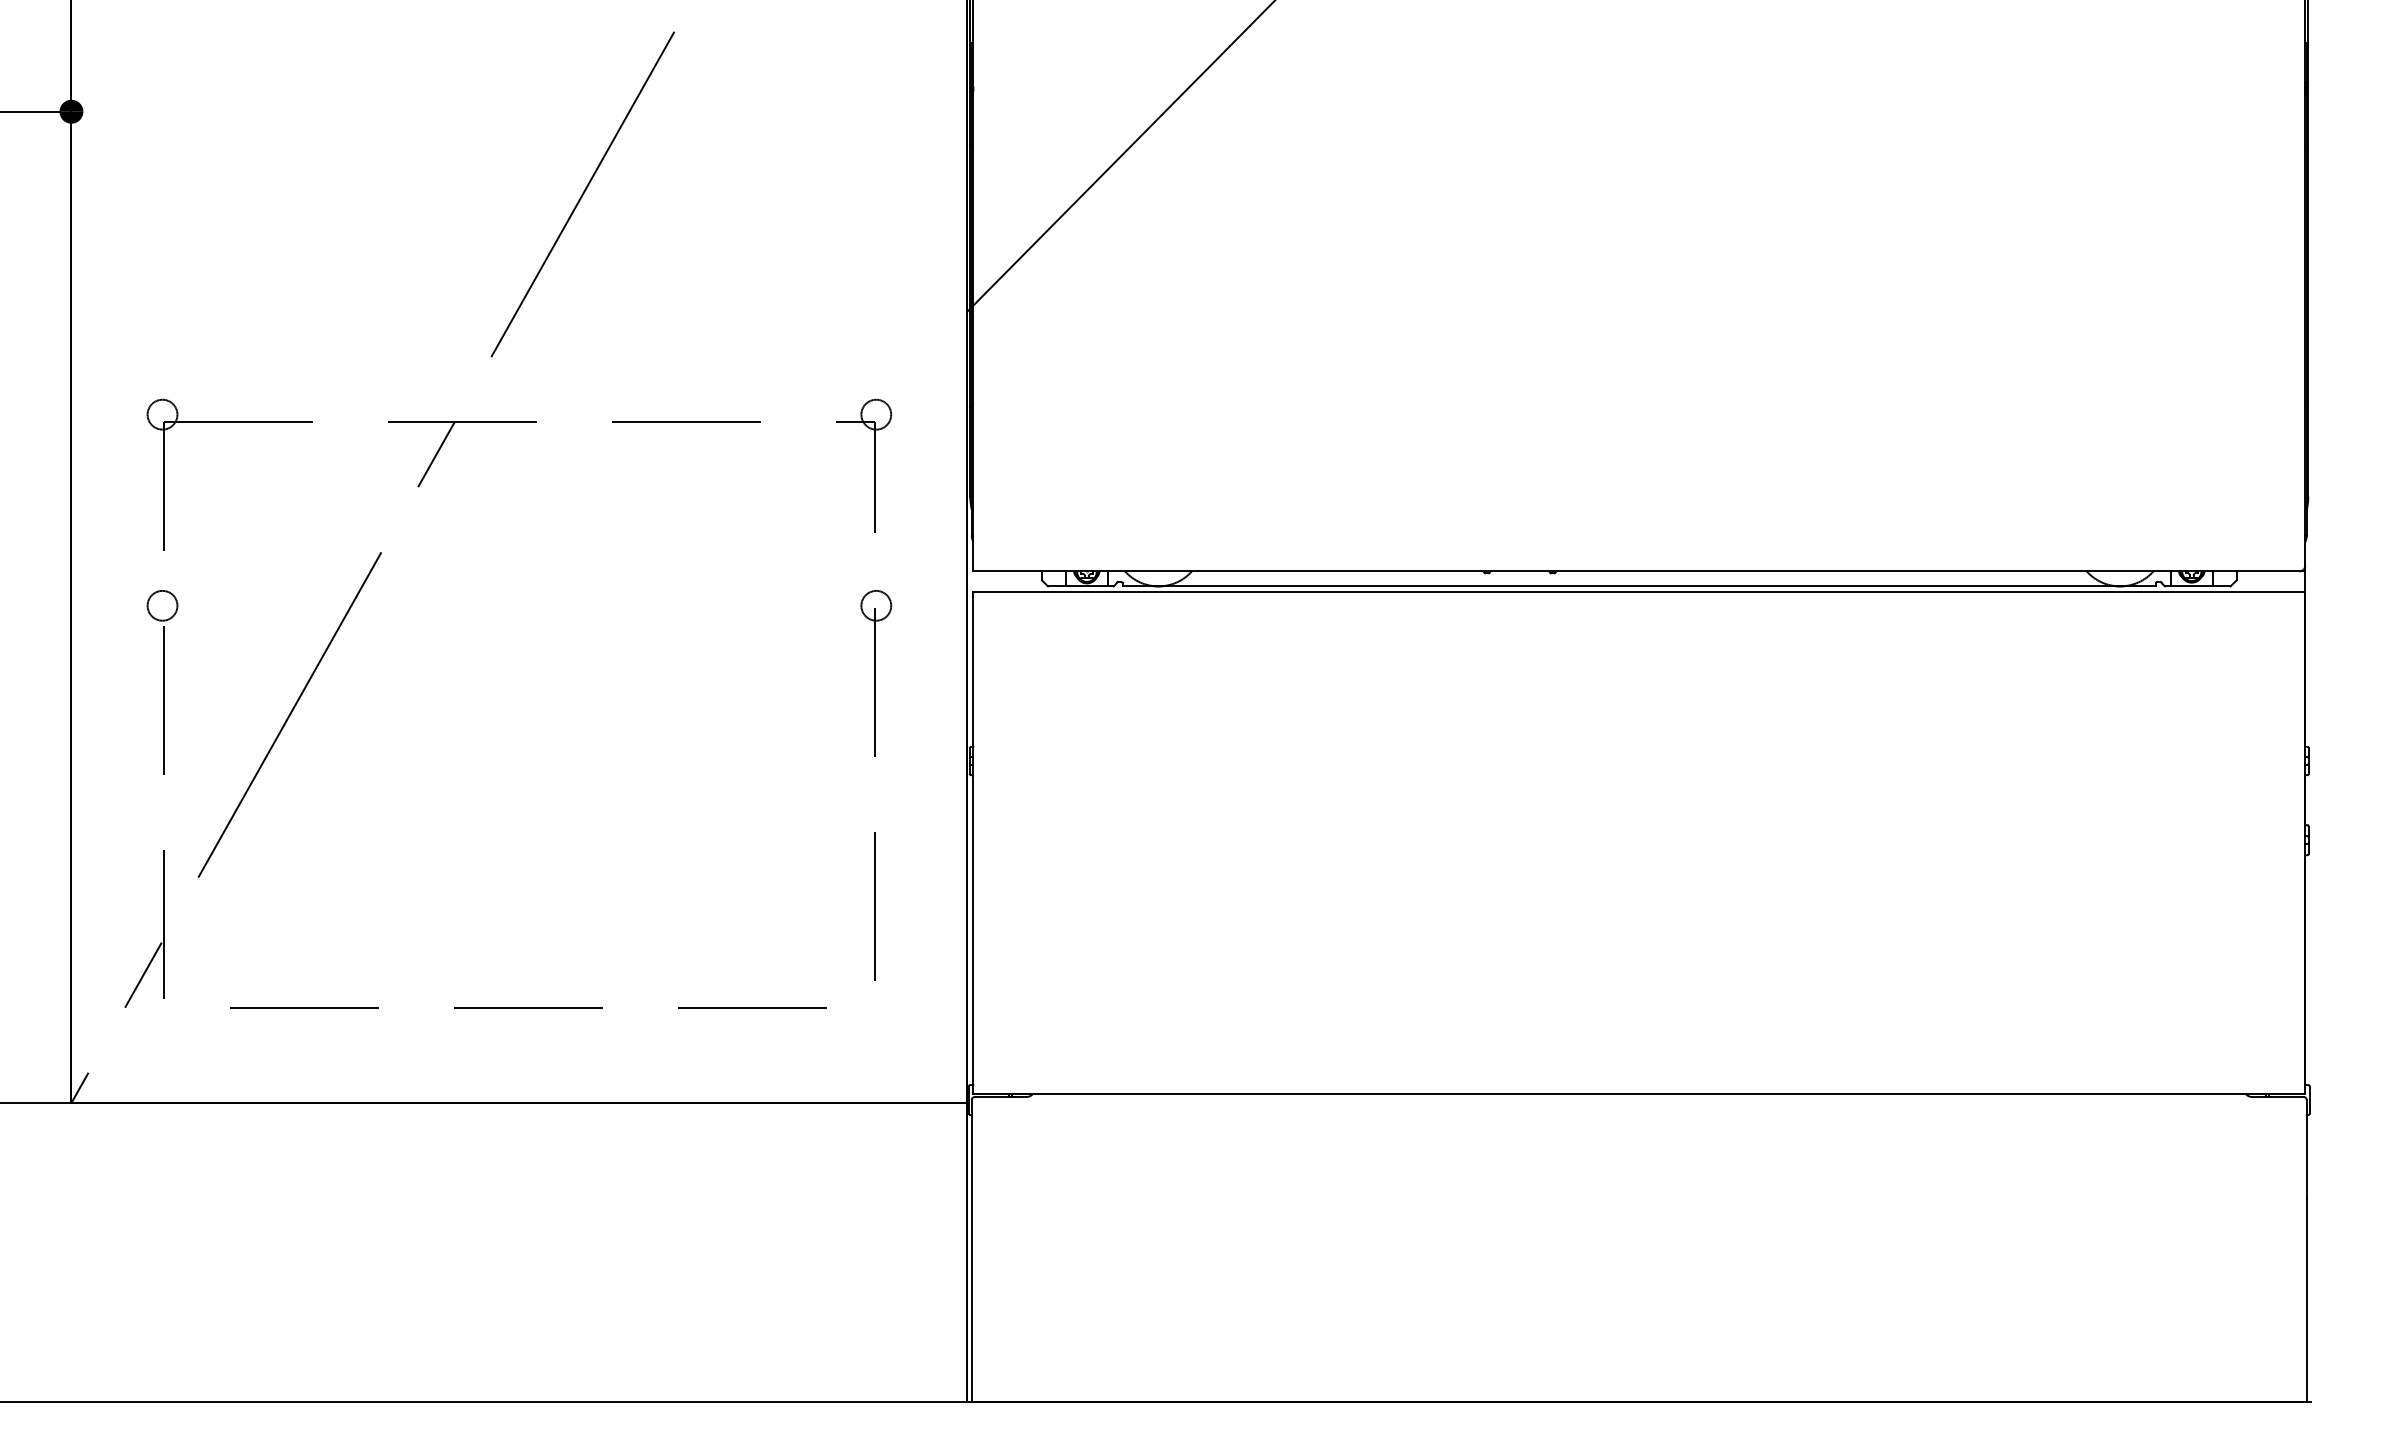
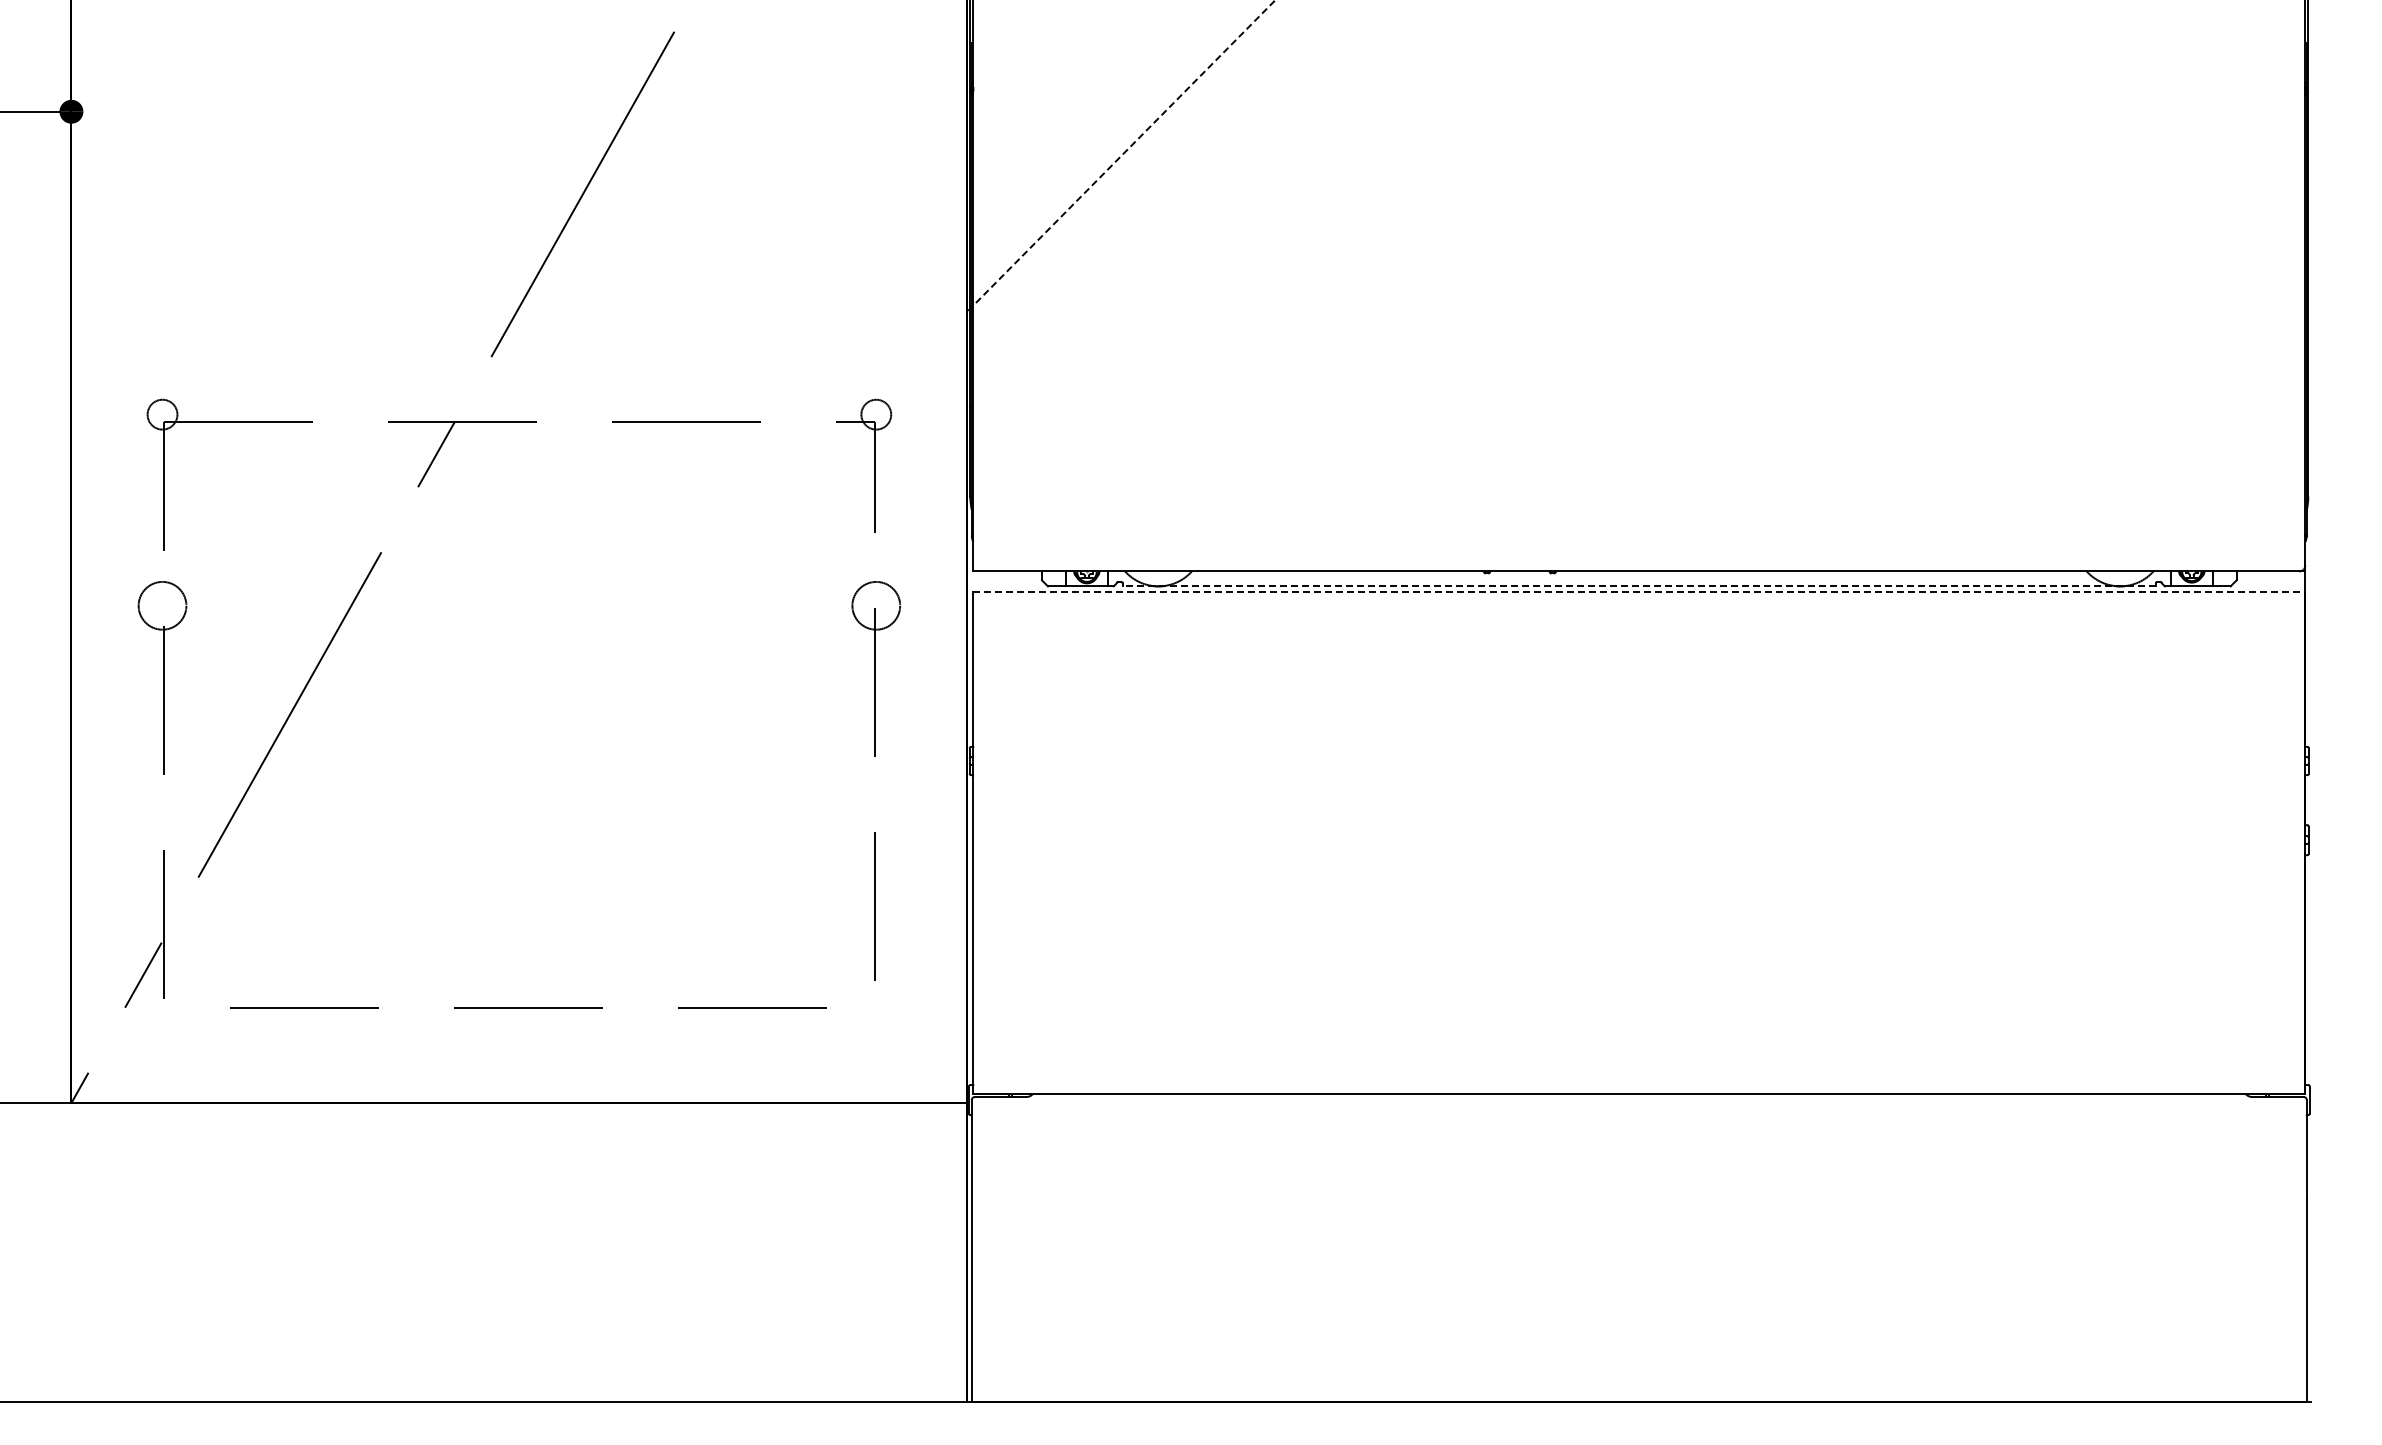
line: solid -> dashed (1121, 156)
line: solid -> dashed (1639, 586)
line: solid -> dashed (1639, 592)
circle diameter: 30 px -> 48 px (162, 605)
circle diameter: 30 px -> 48 px (876, 605)
